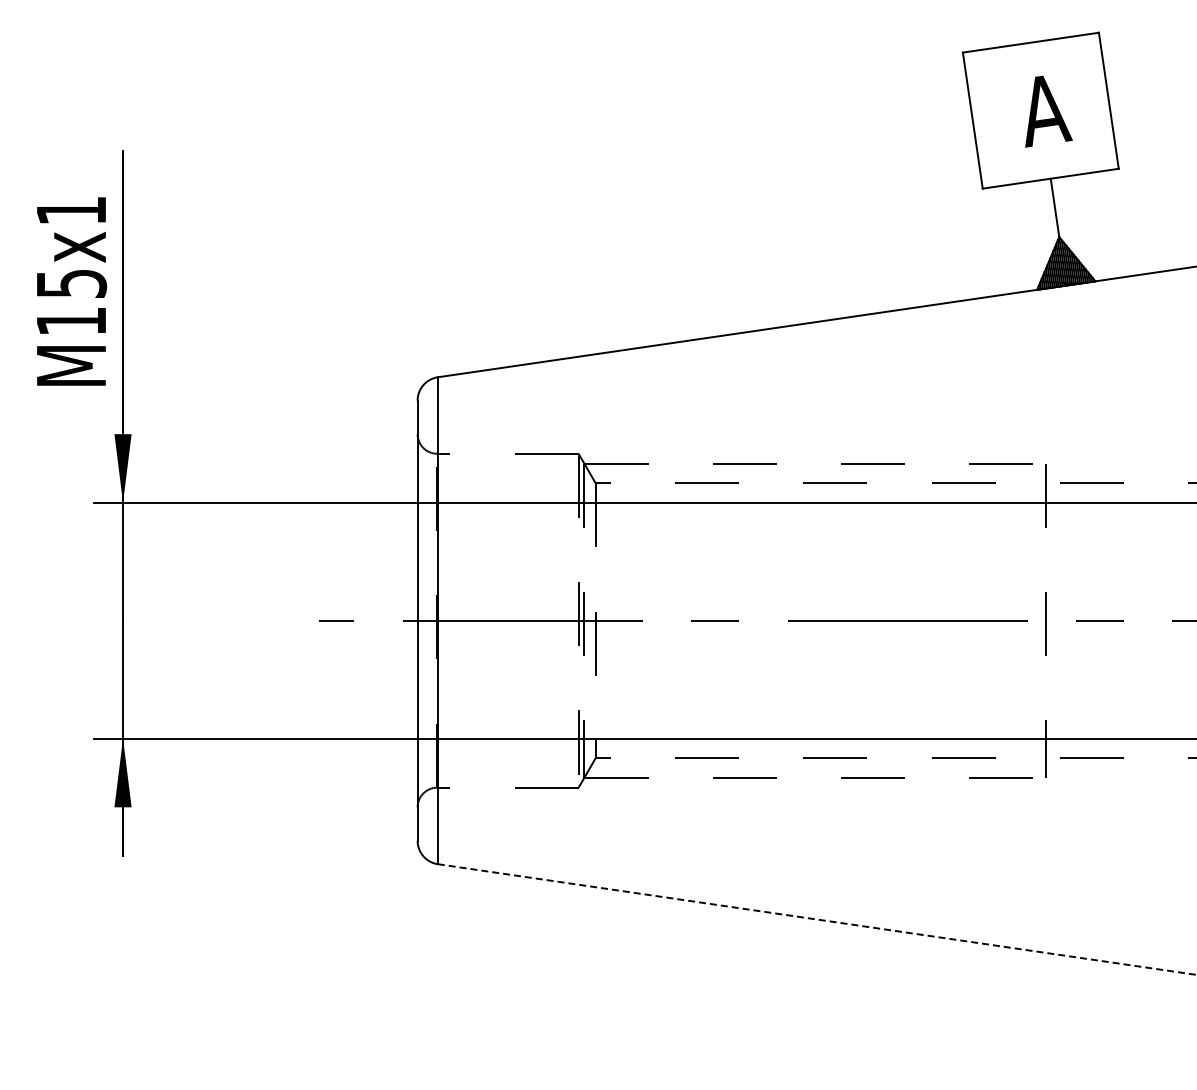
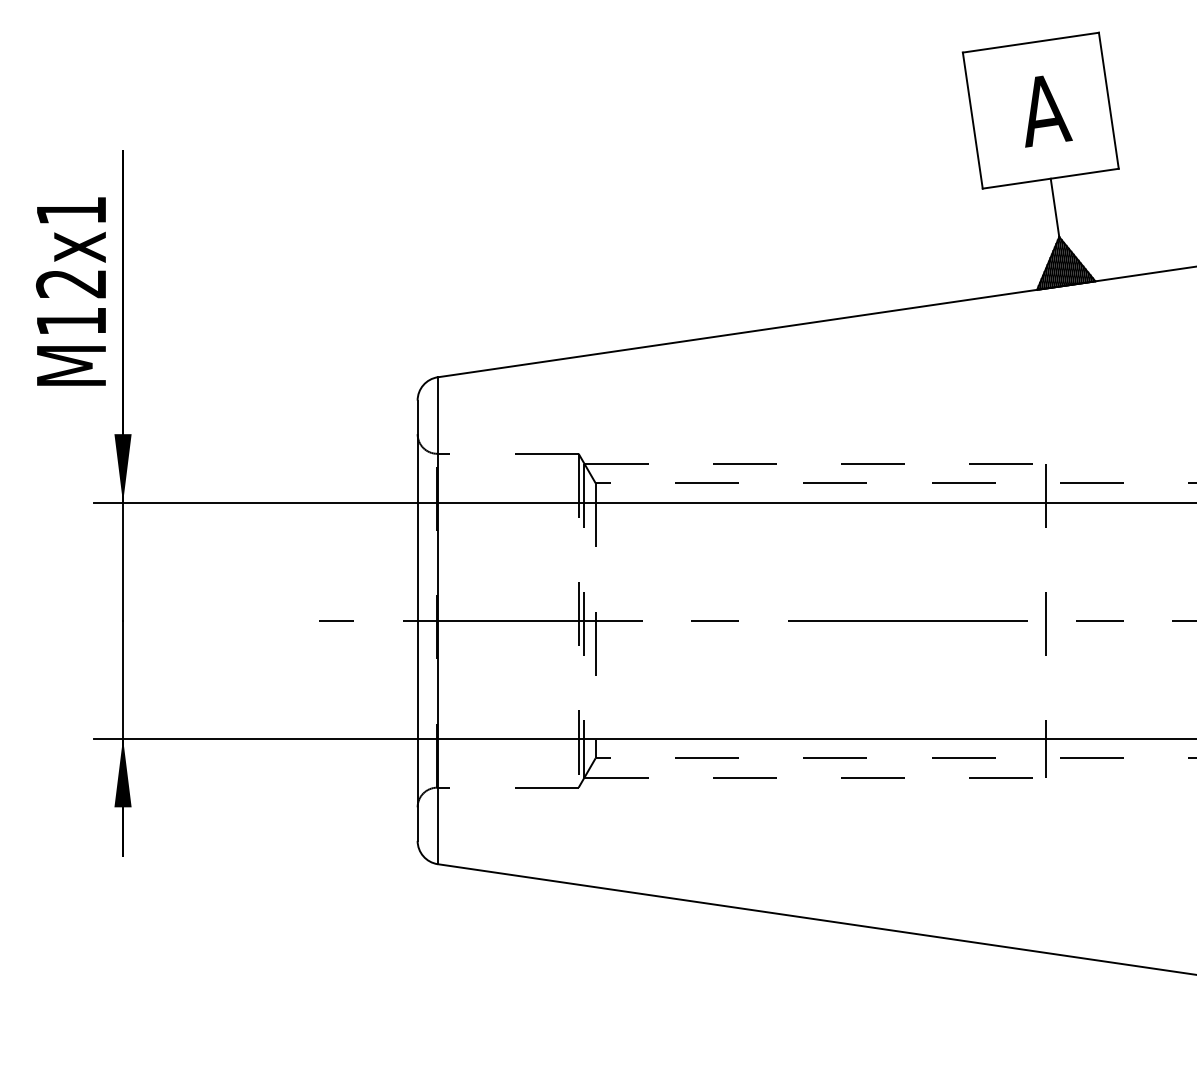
text: M15x1 -> M12x1 (71, 284)
line: dashed -> solid (817, 919)
